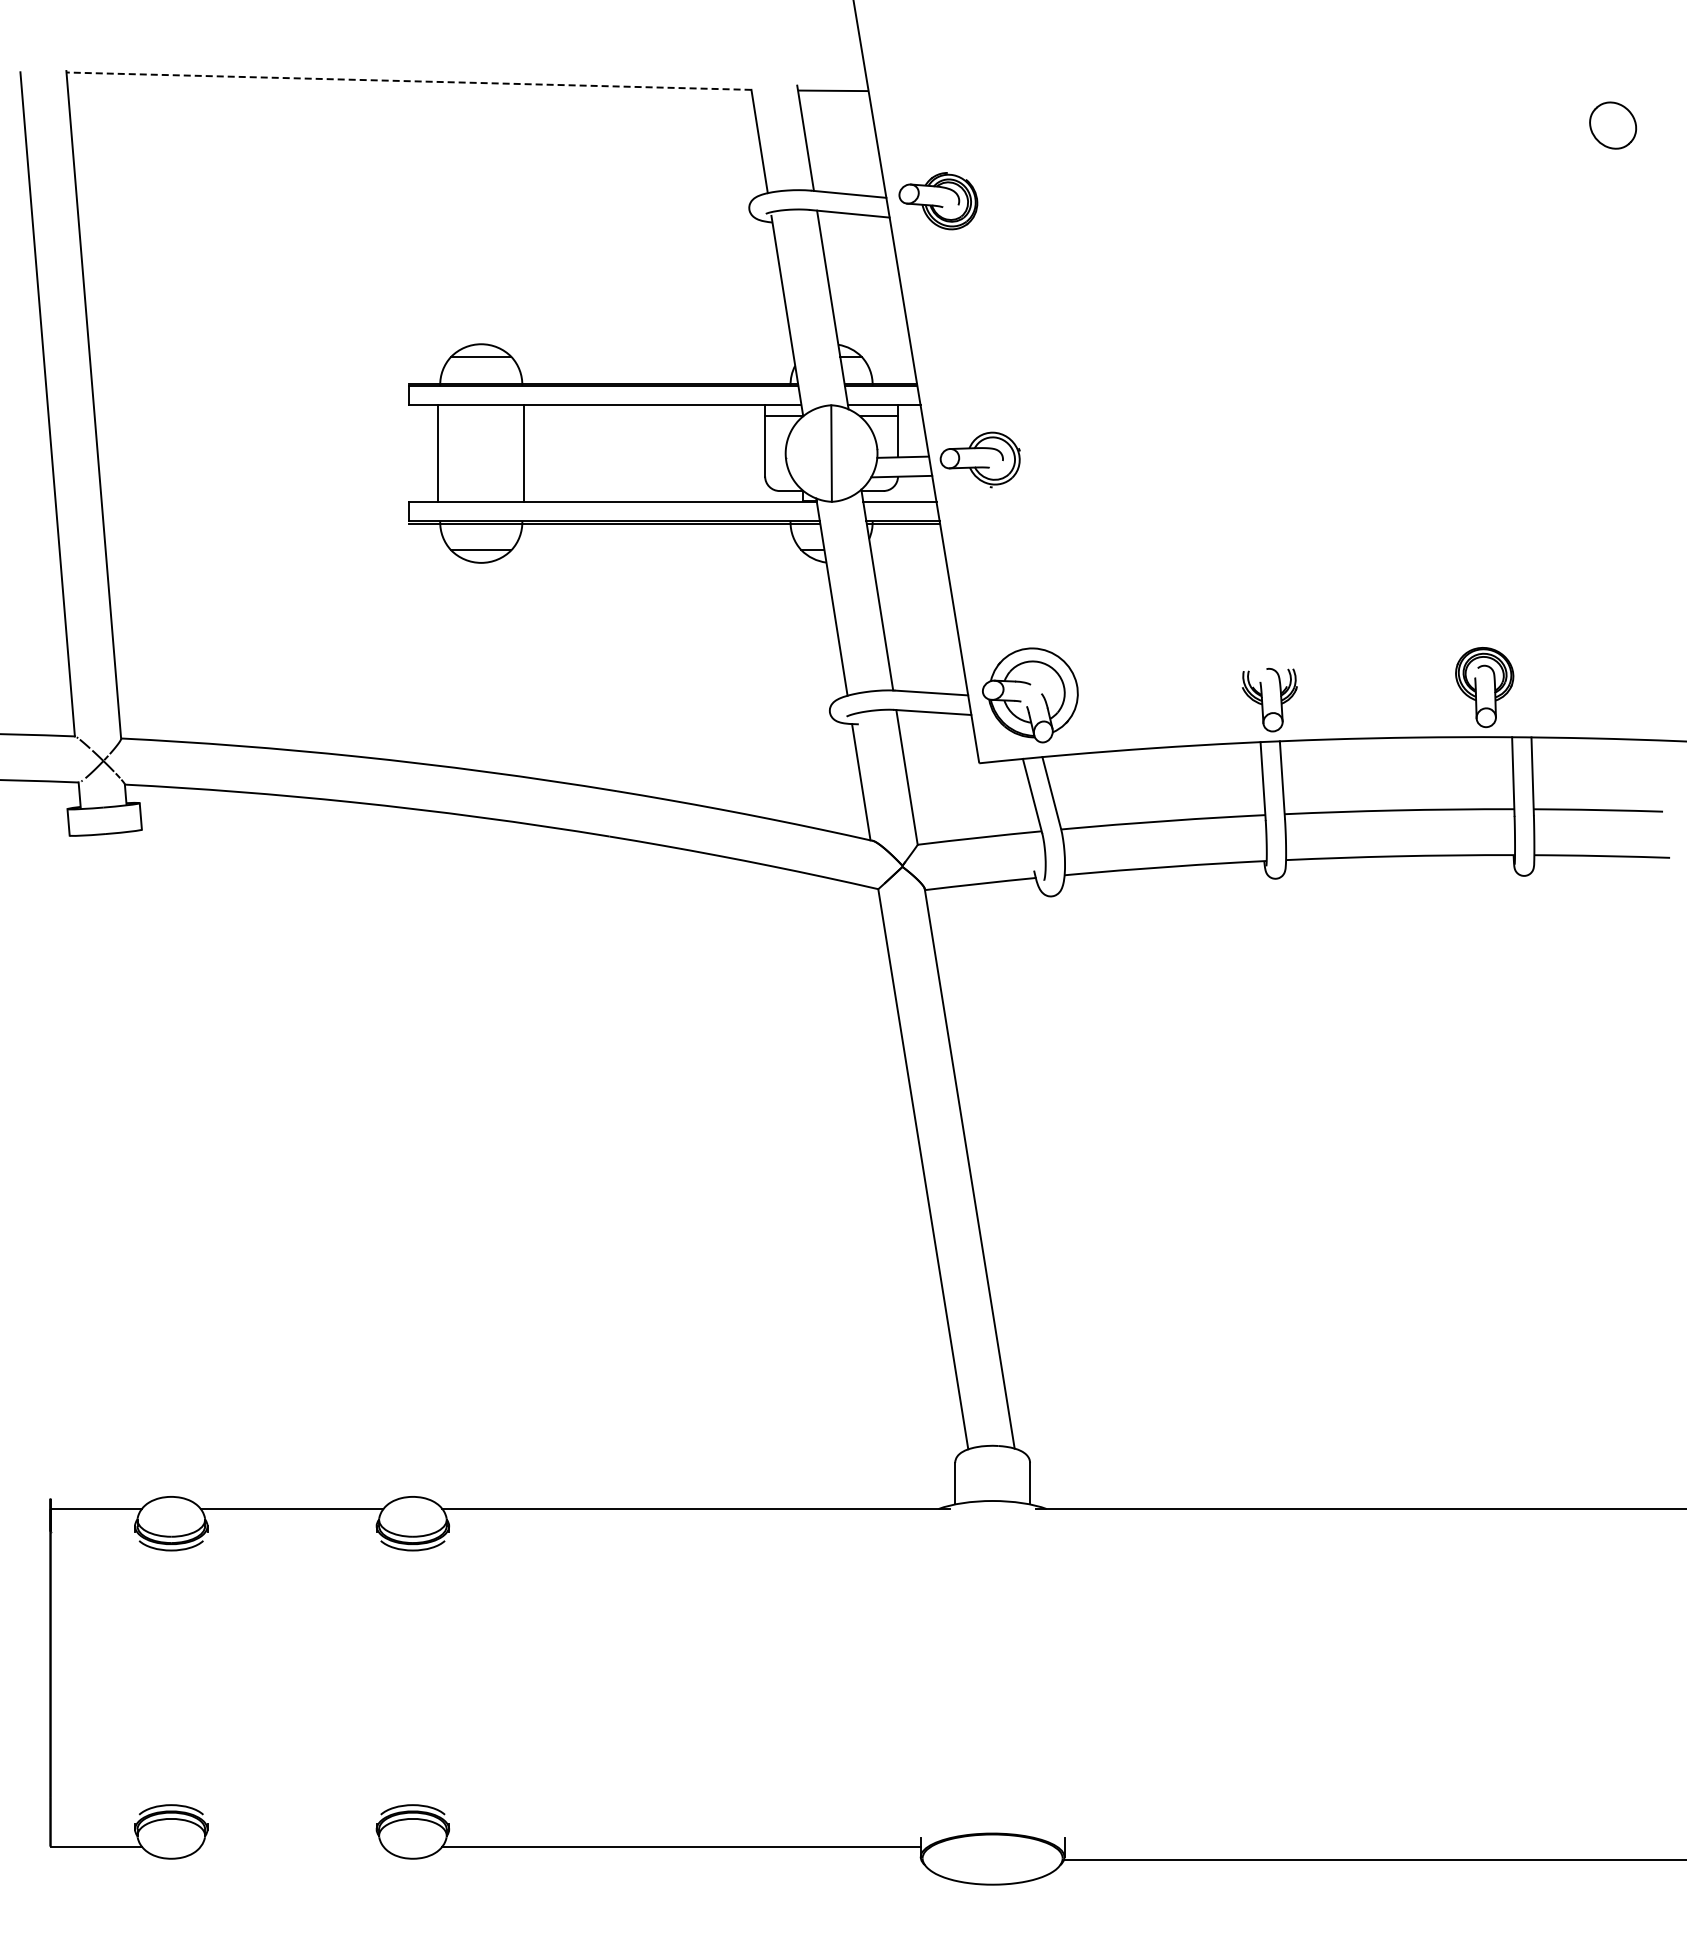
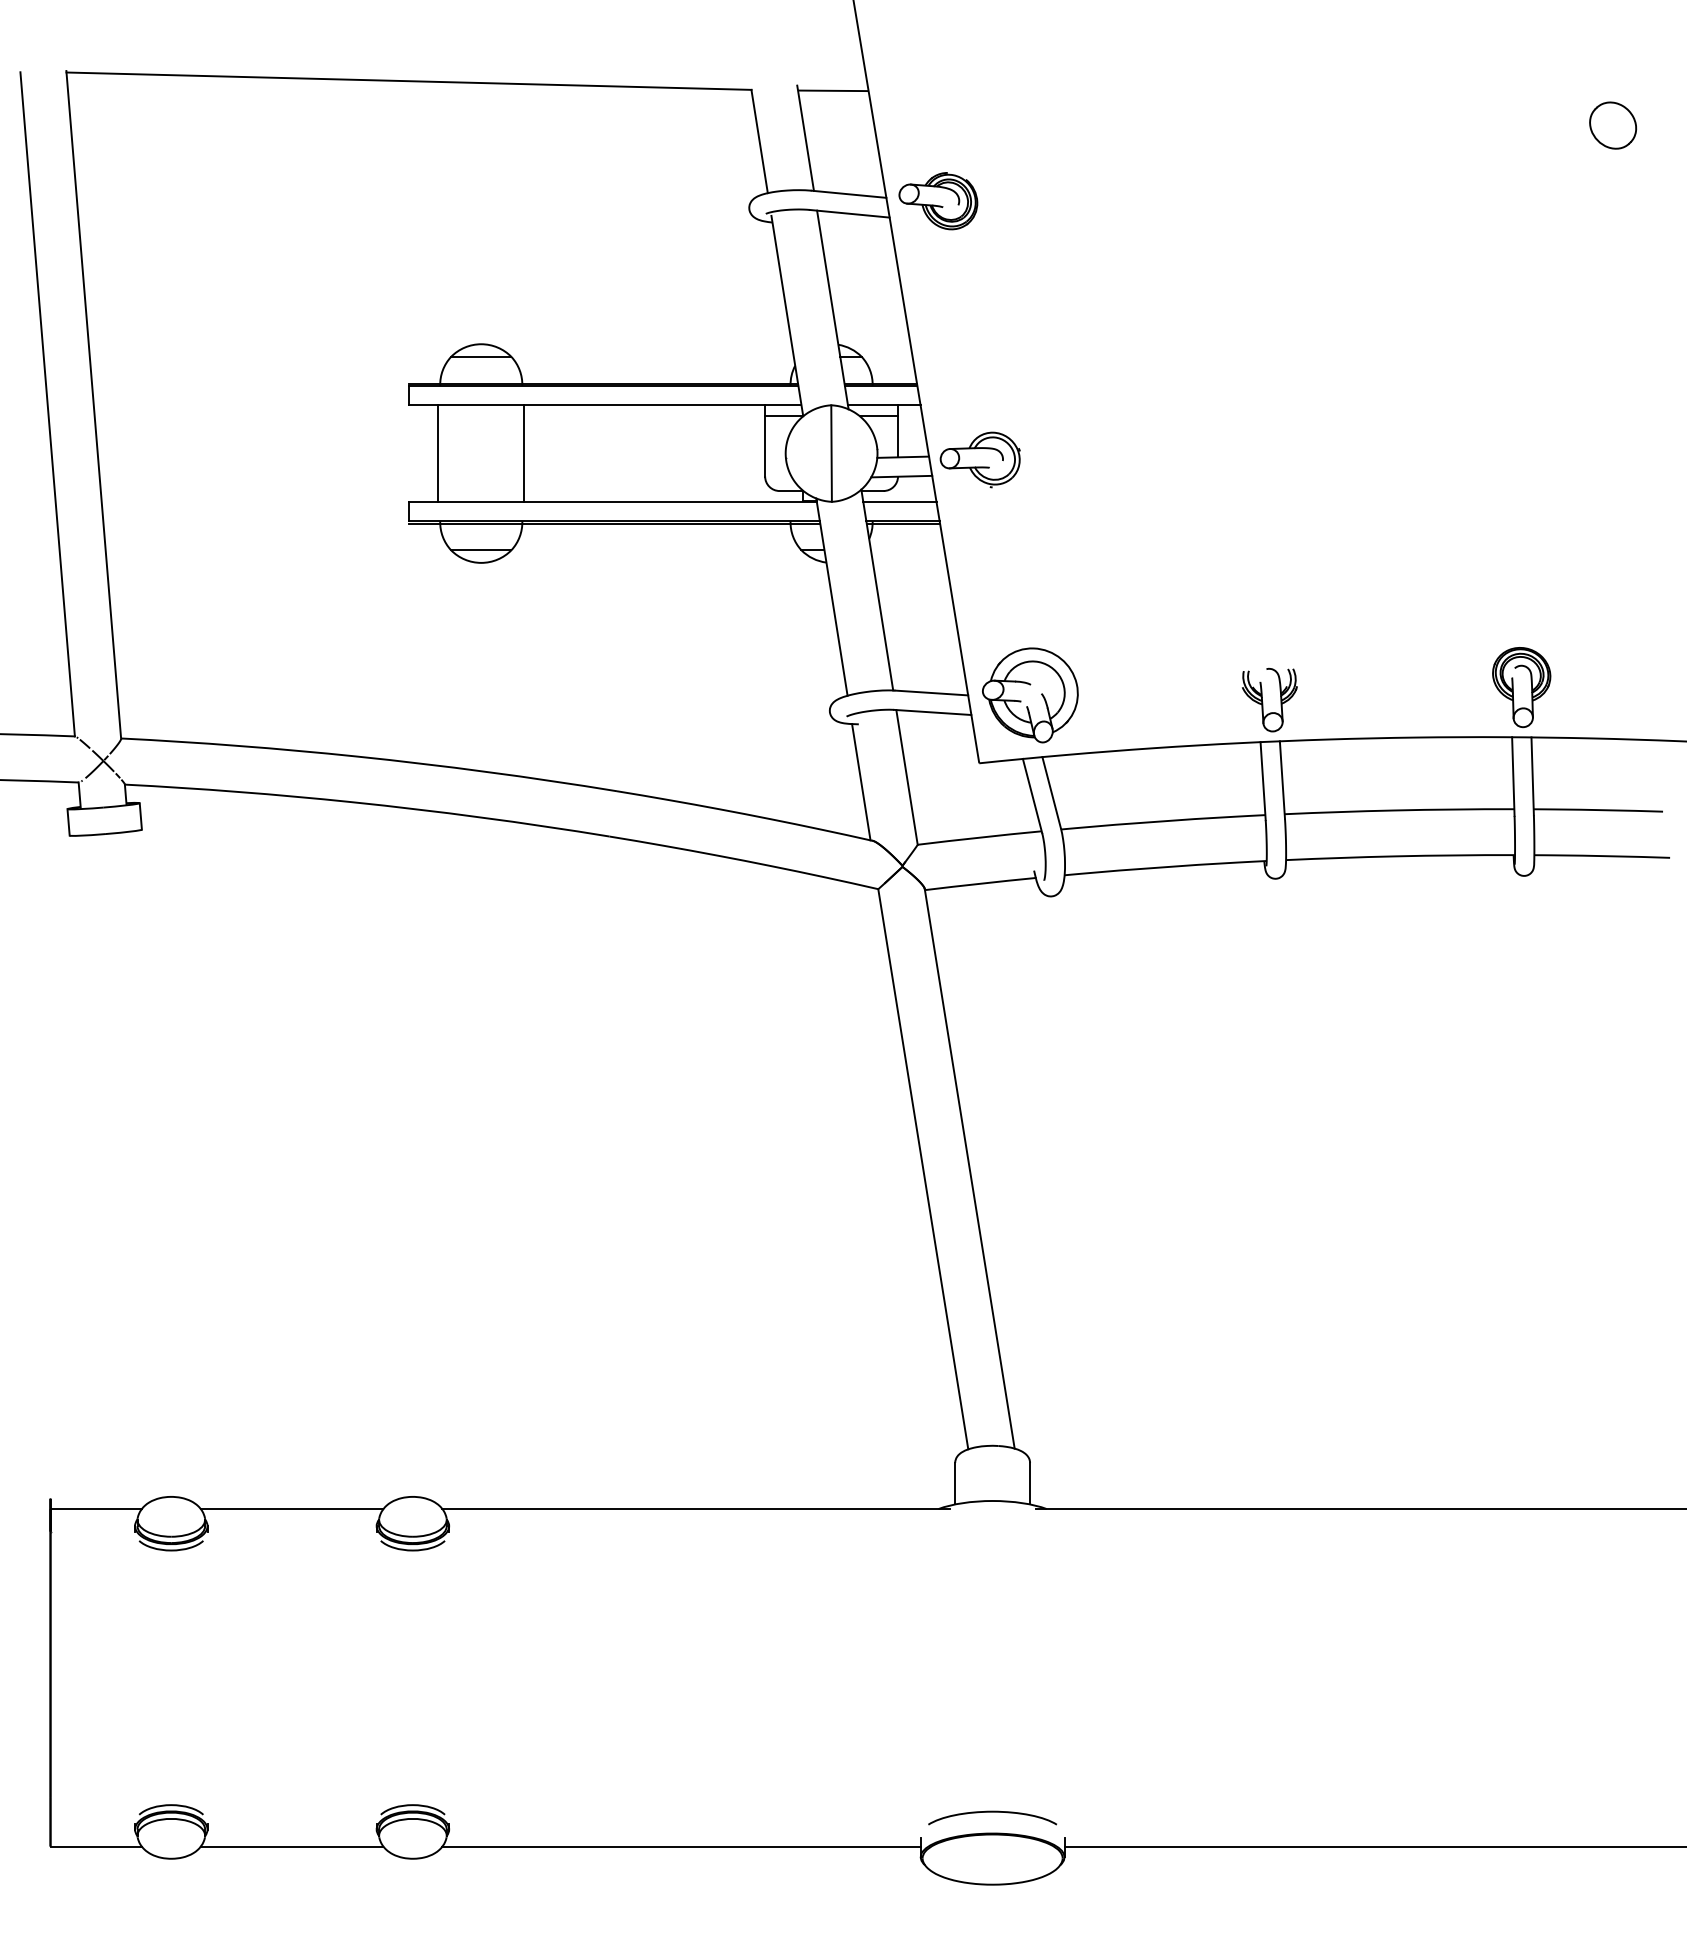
line: dashed -> solid (409, 81)
part position: (1484, 687) -> (1521, 687) (1521, 687)
curve: none -> present (992, 1812)
line: none -> present (291, 1846)
line position: (1373, 1859) -> (1373, 1846) (1373, 1846)
